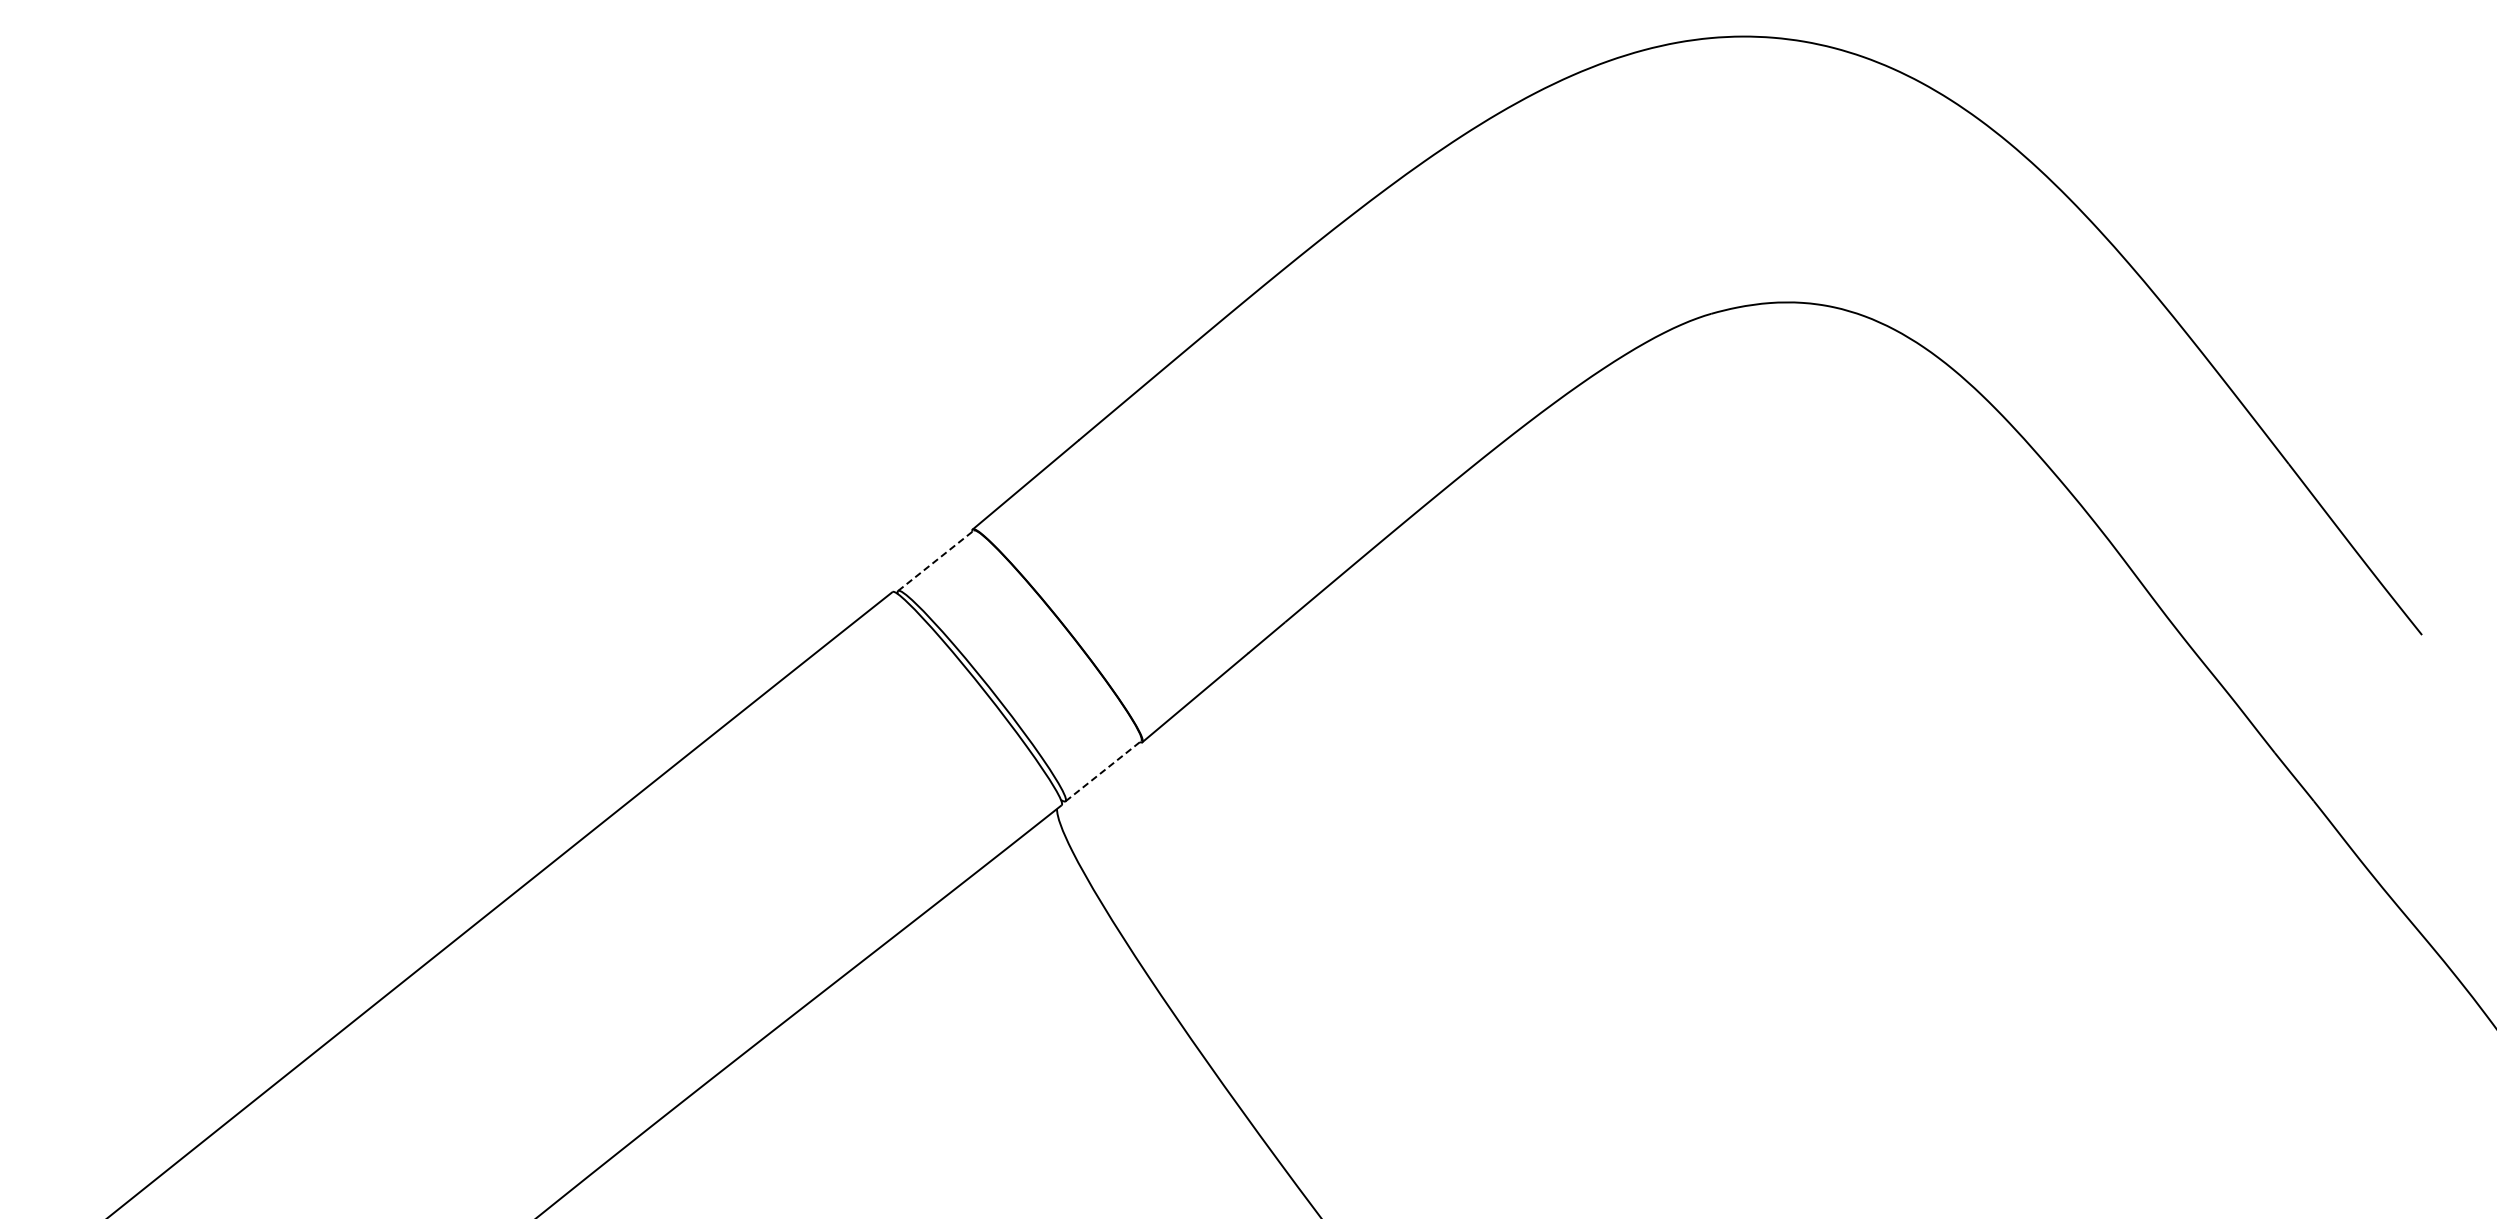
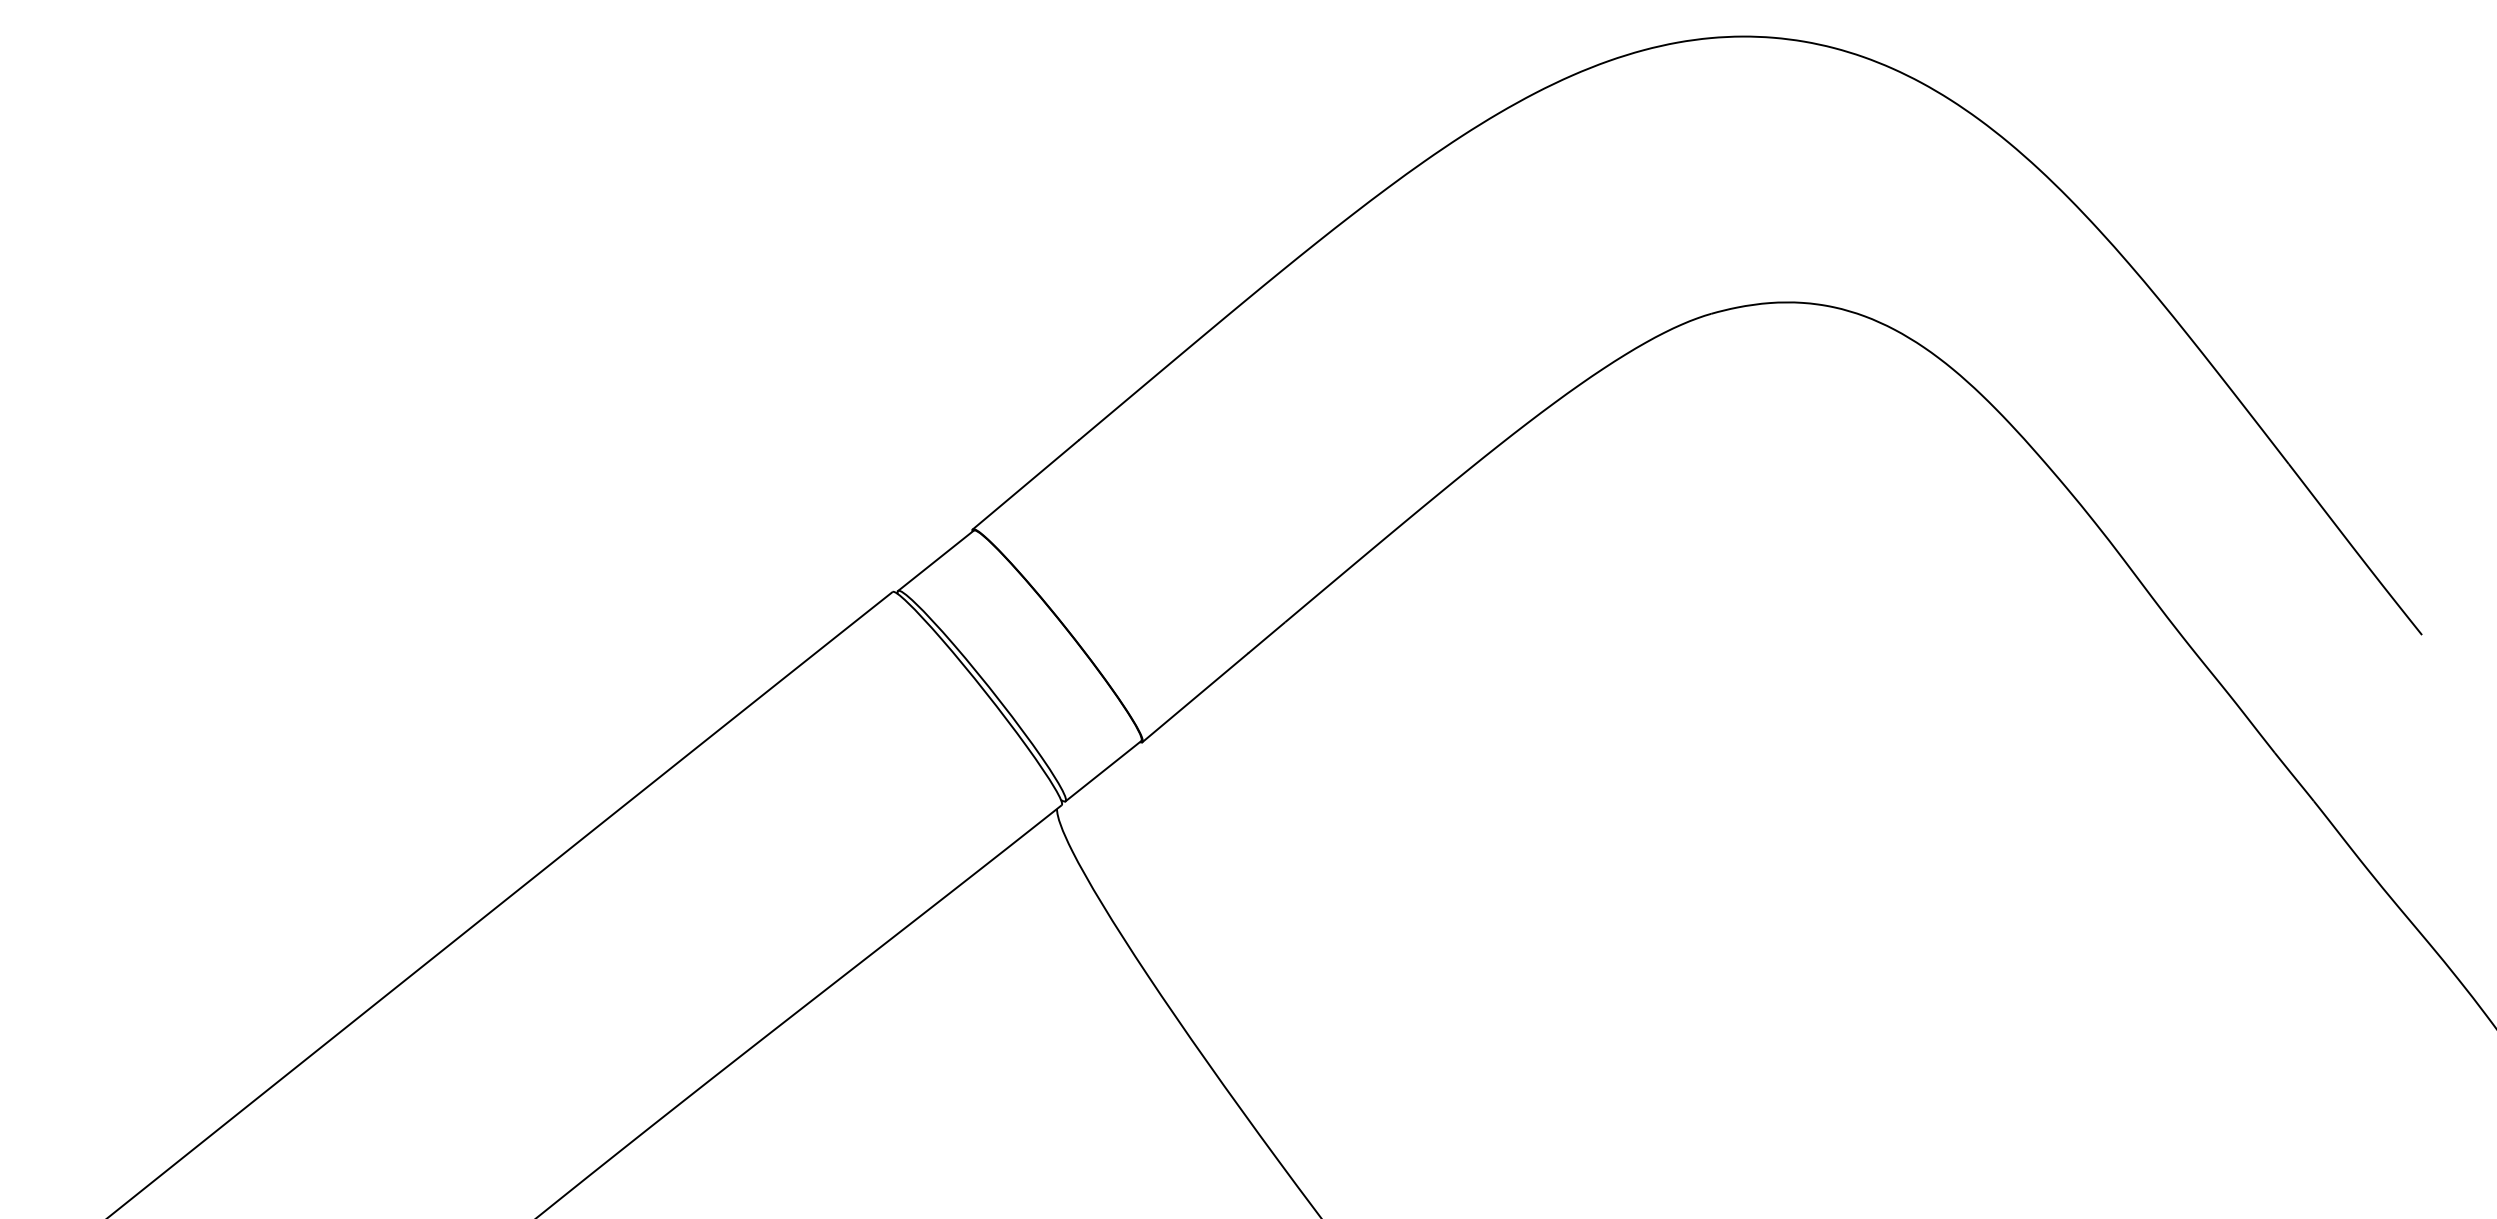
line: dashed -> solid (936, 560)
line: dashed -> solid (1103, 770)
